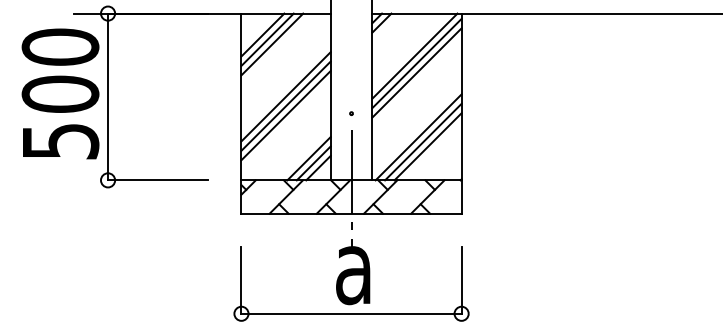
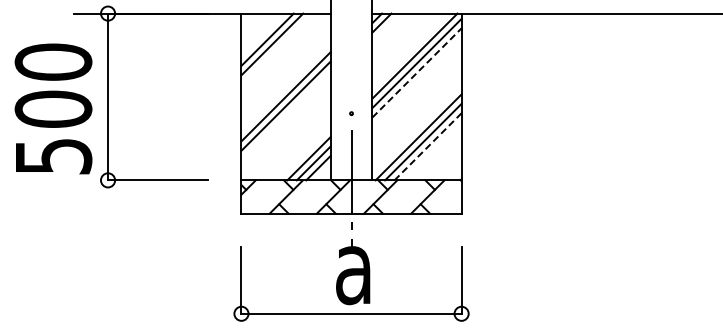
line: present -> none (262, 34)
line: solid -> dashed (417, 72)
text position: (60, 93) -> (53, 108) (53, 108)
line: present -> none (285, 115)
line: solid -> dashed (428, 146)
